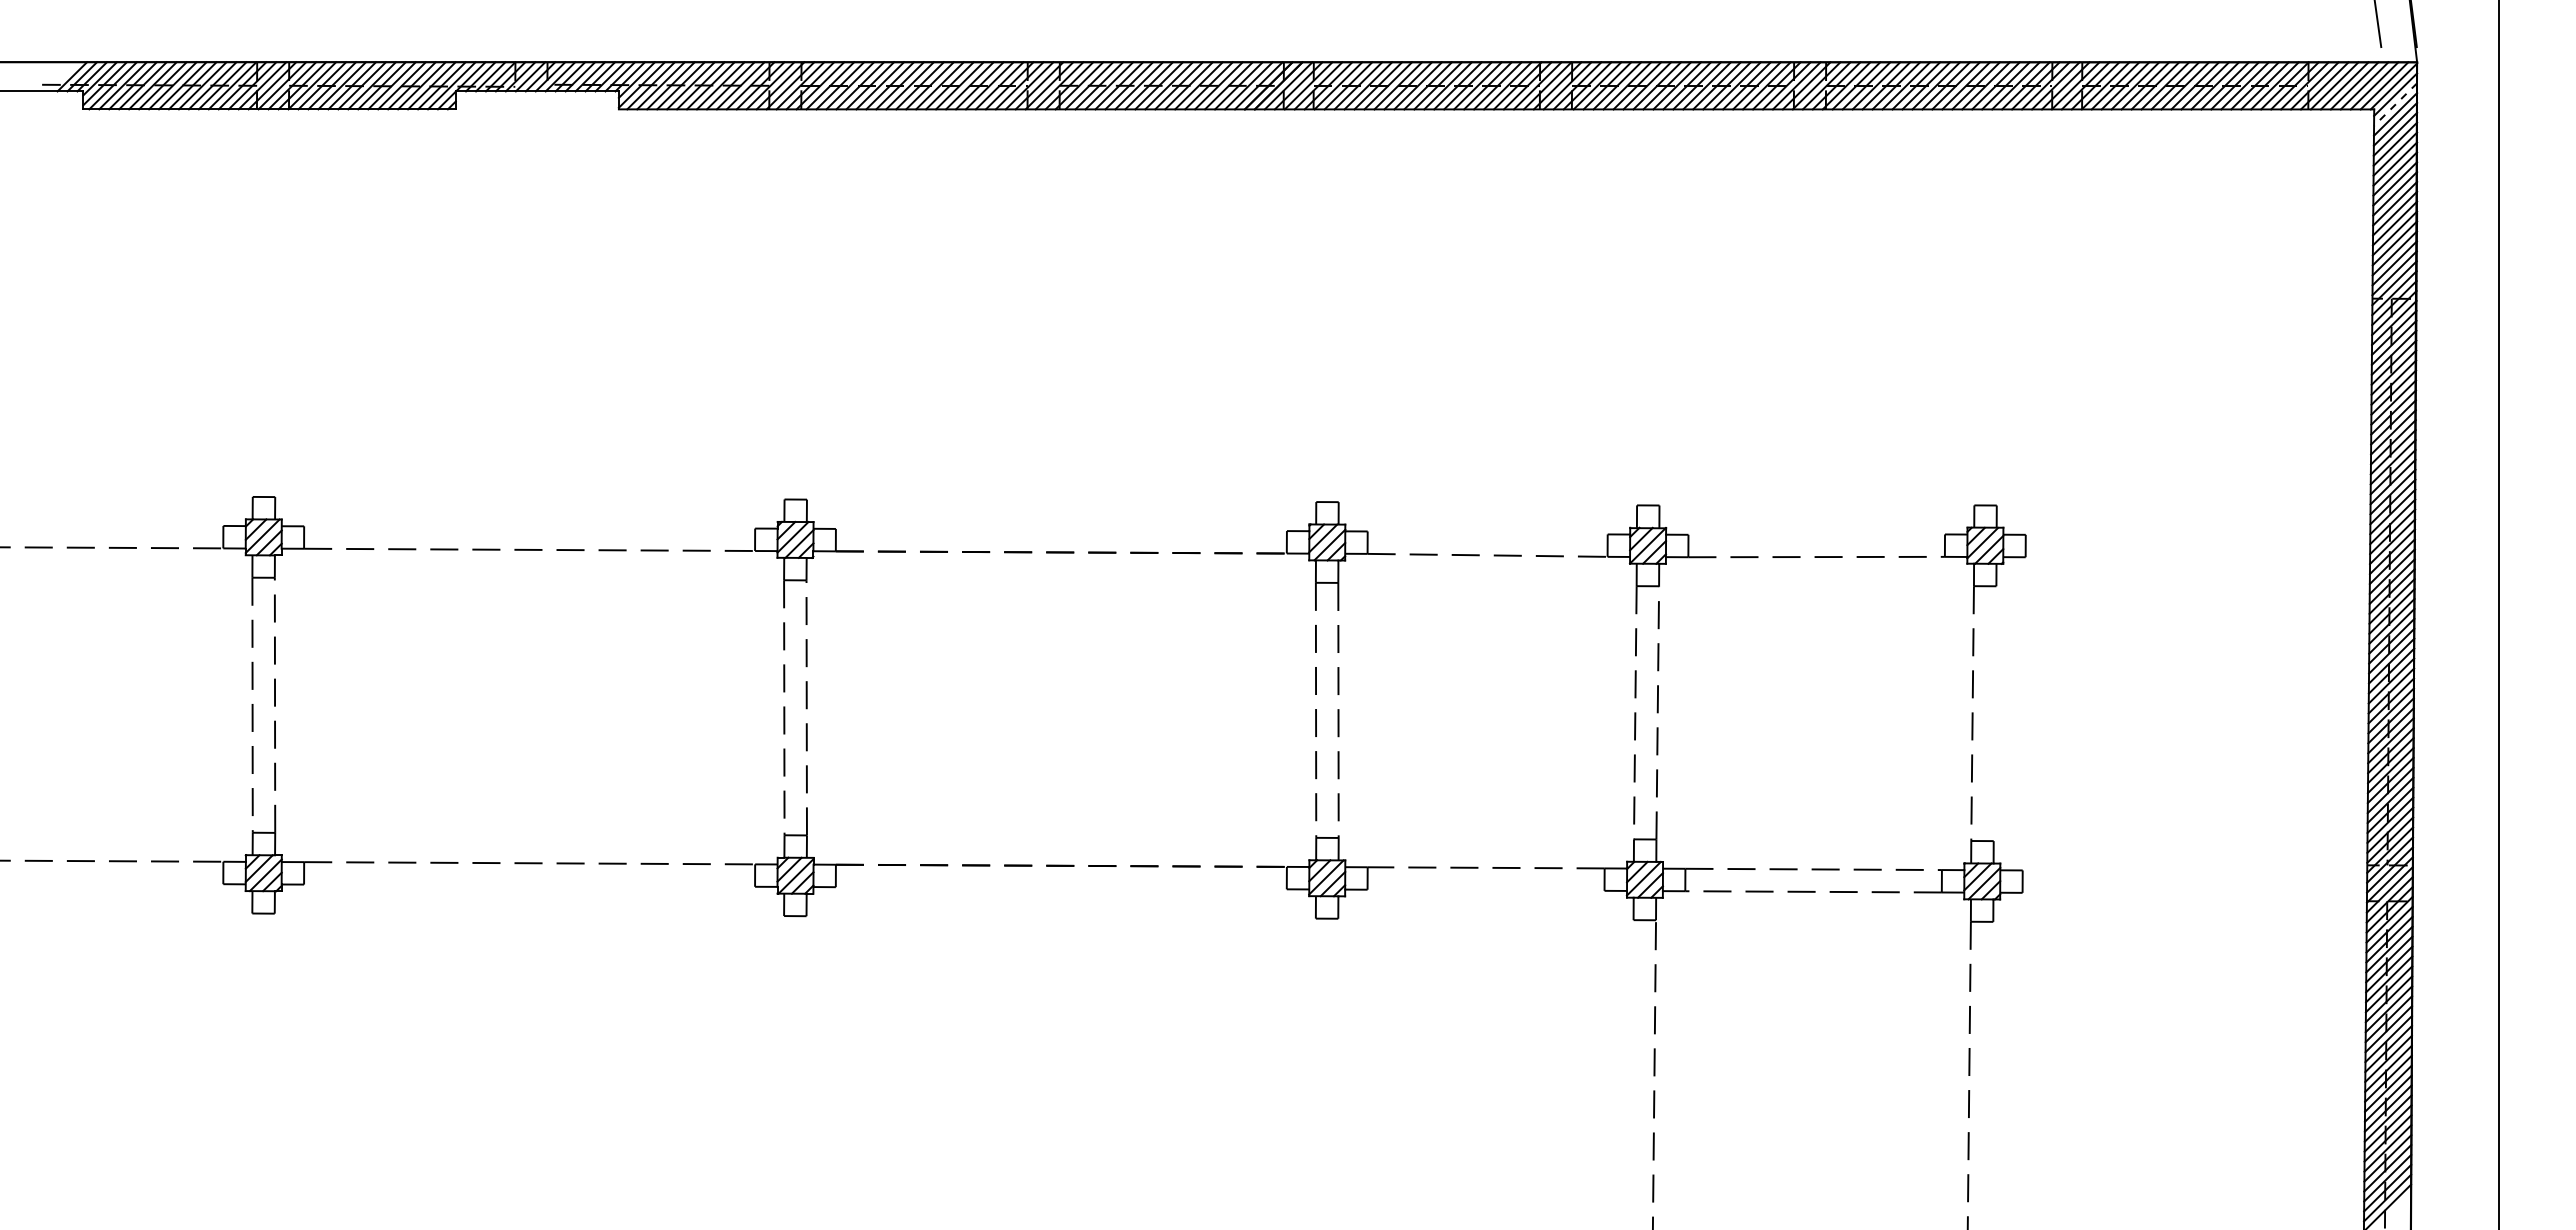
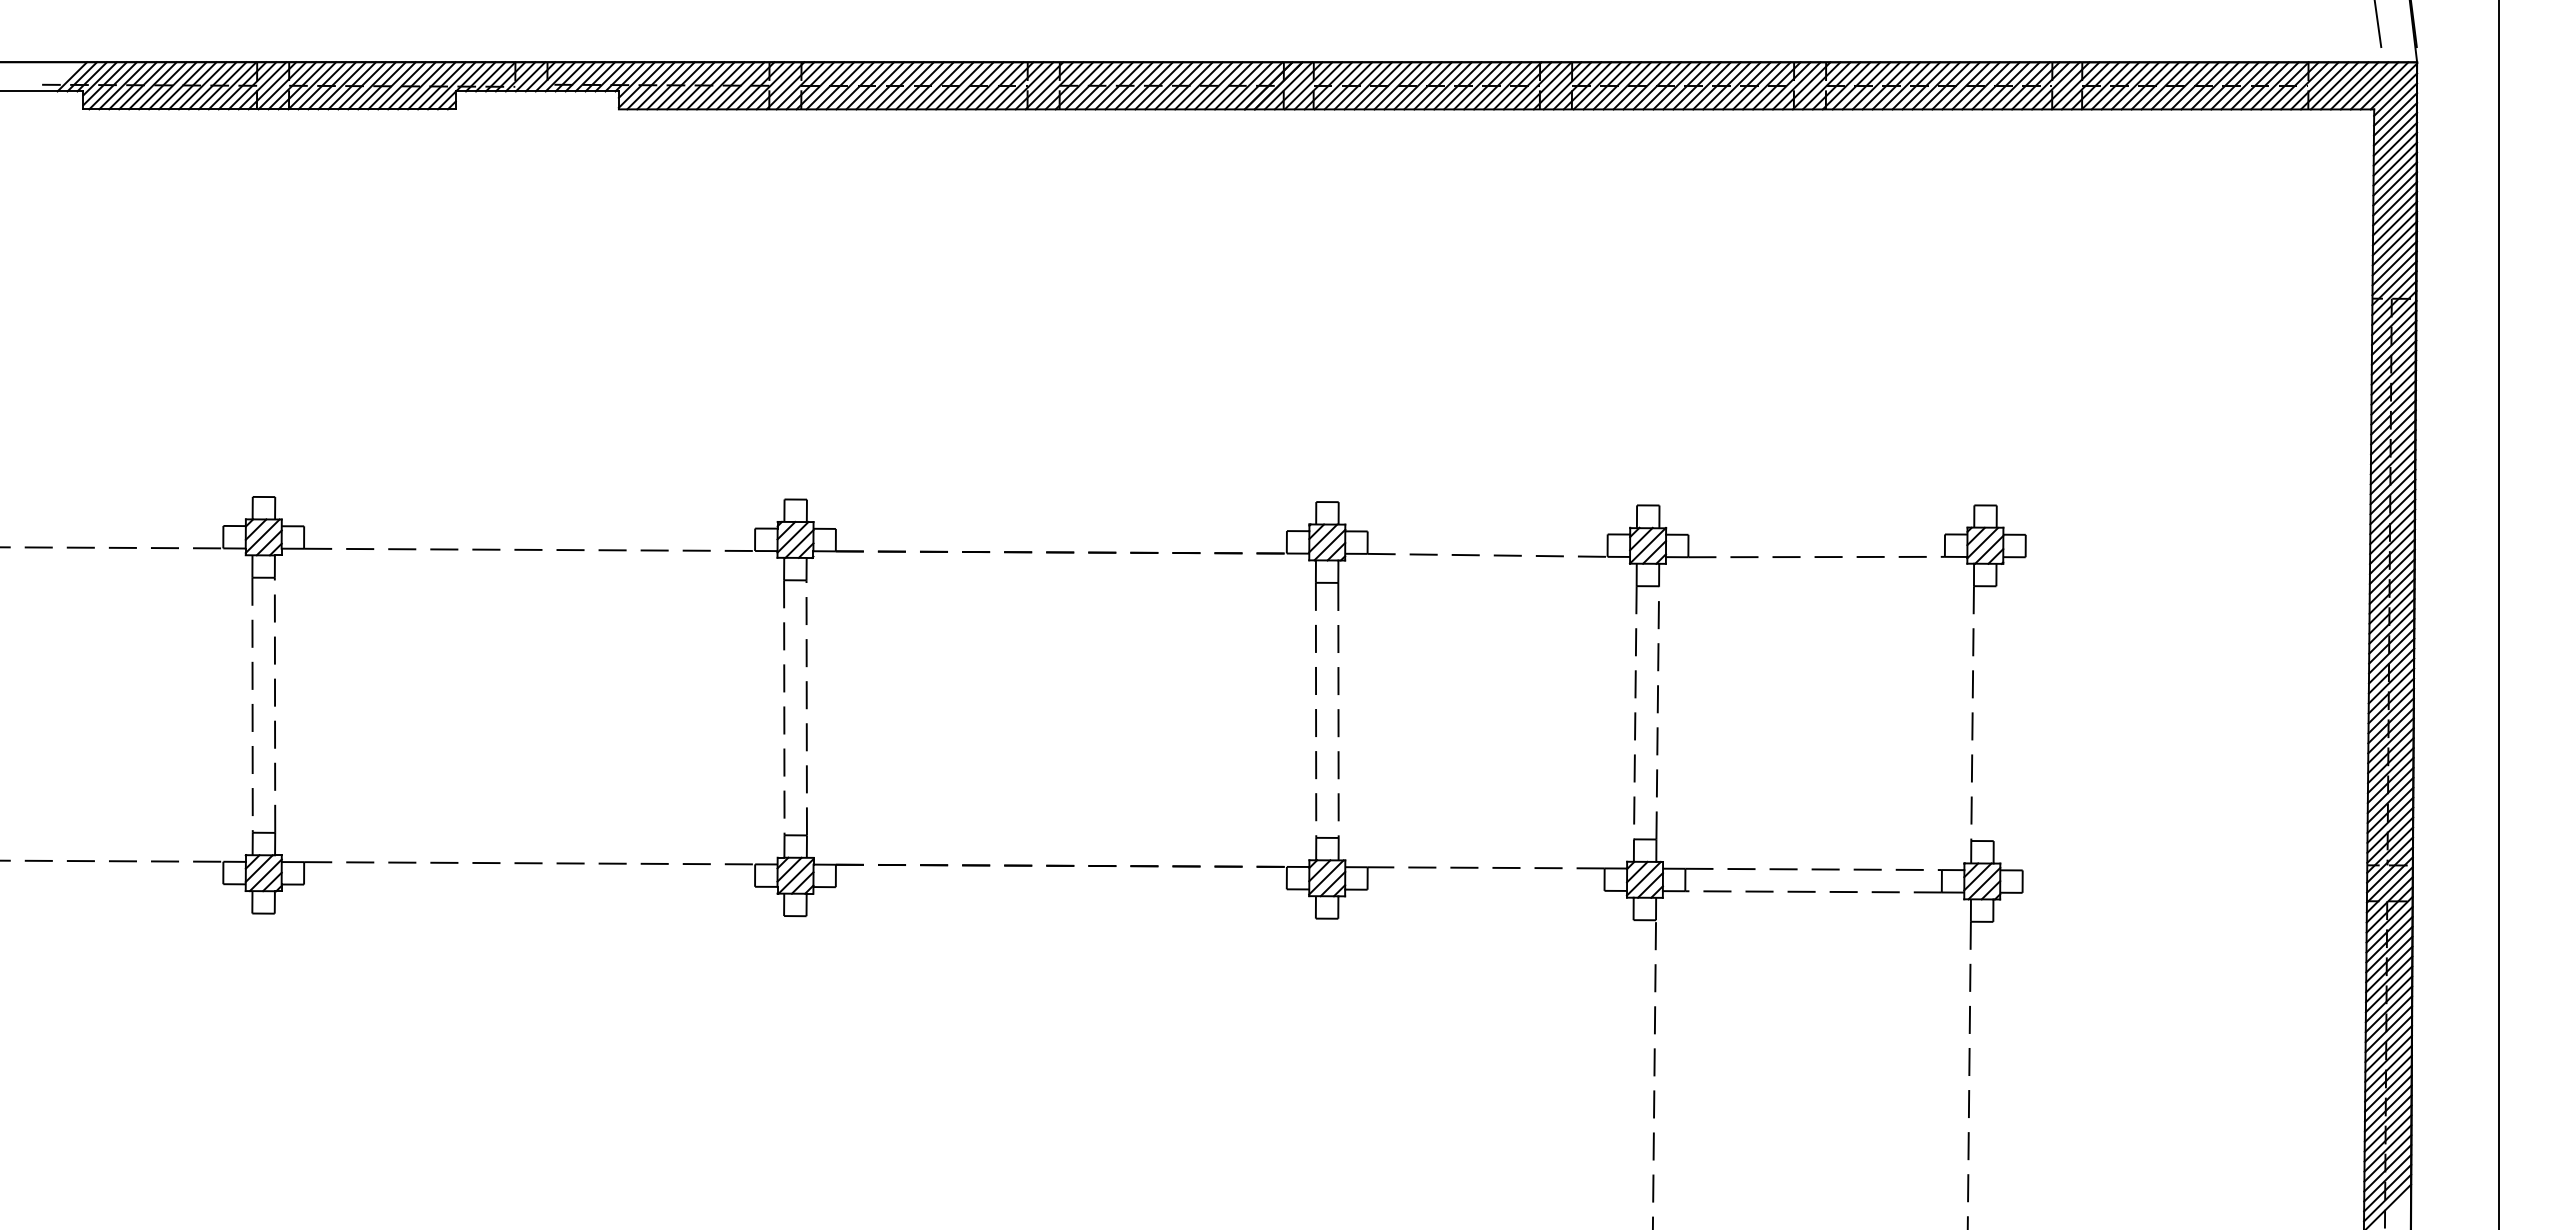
line: dashed -> solid (2395, 104)
